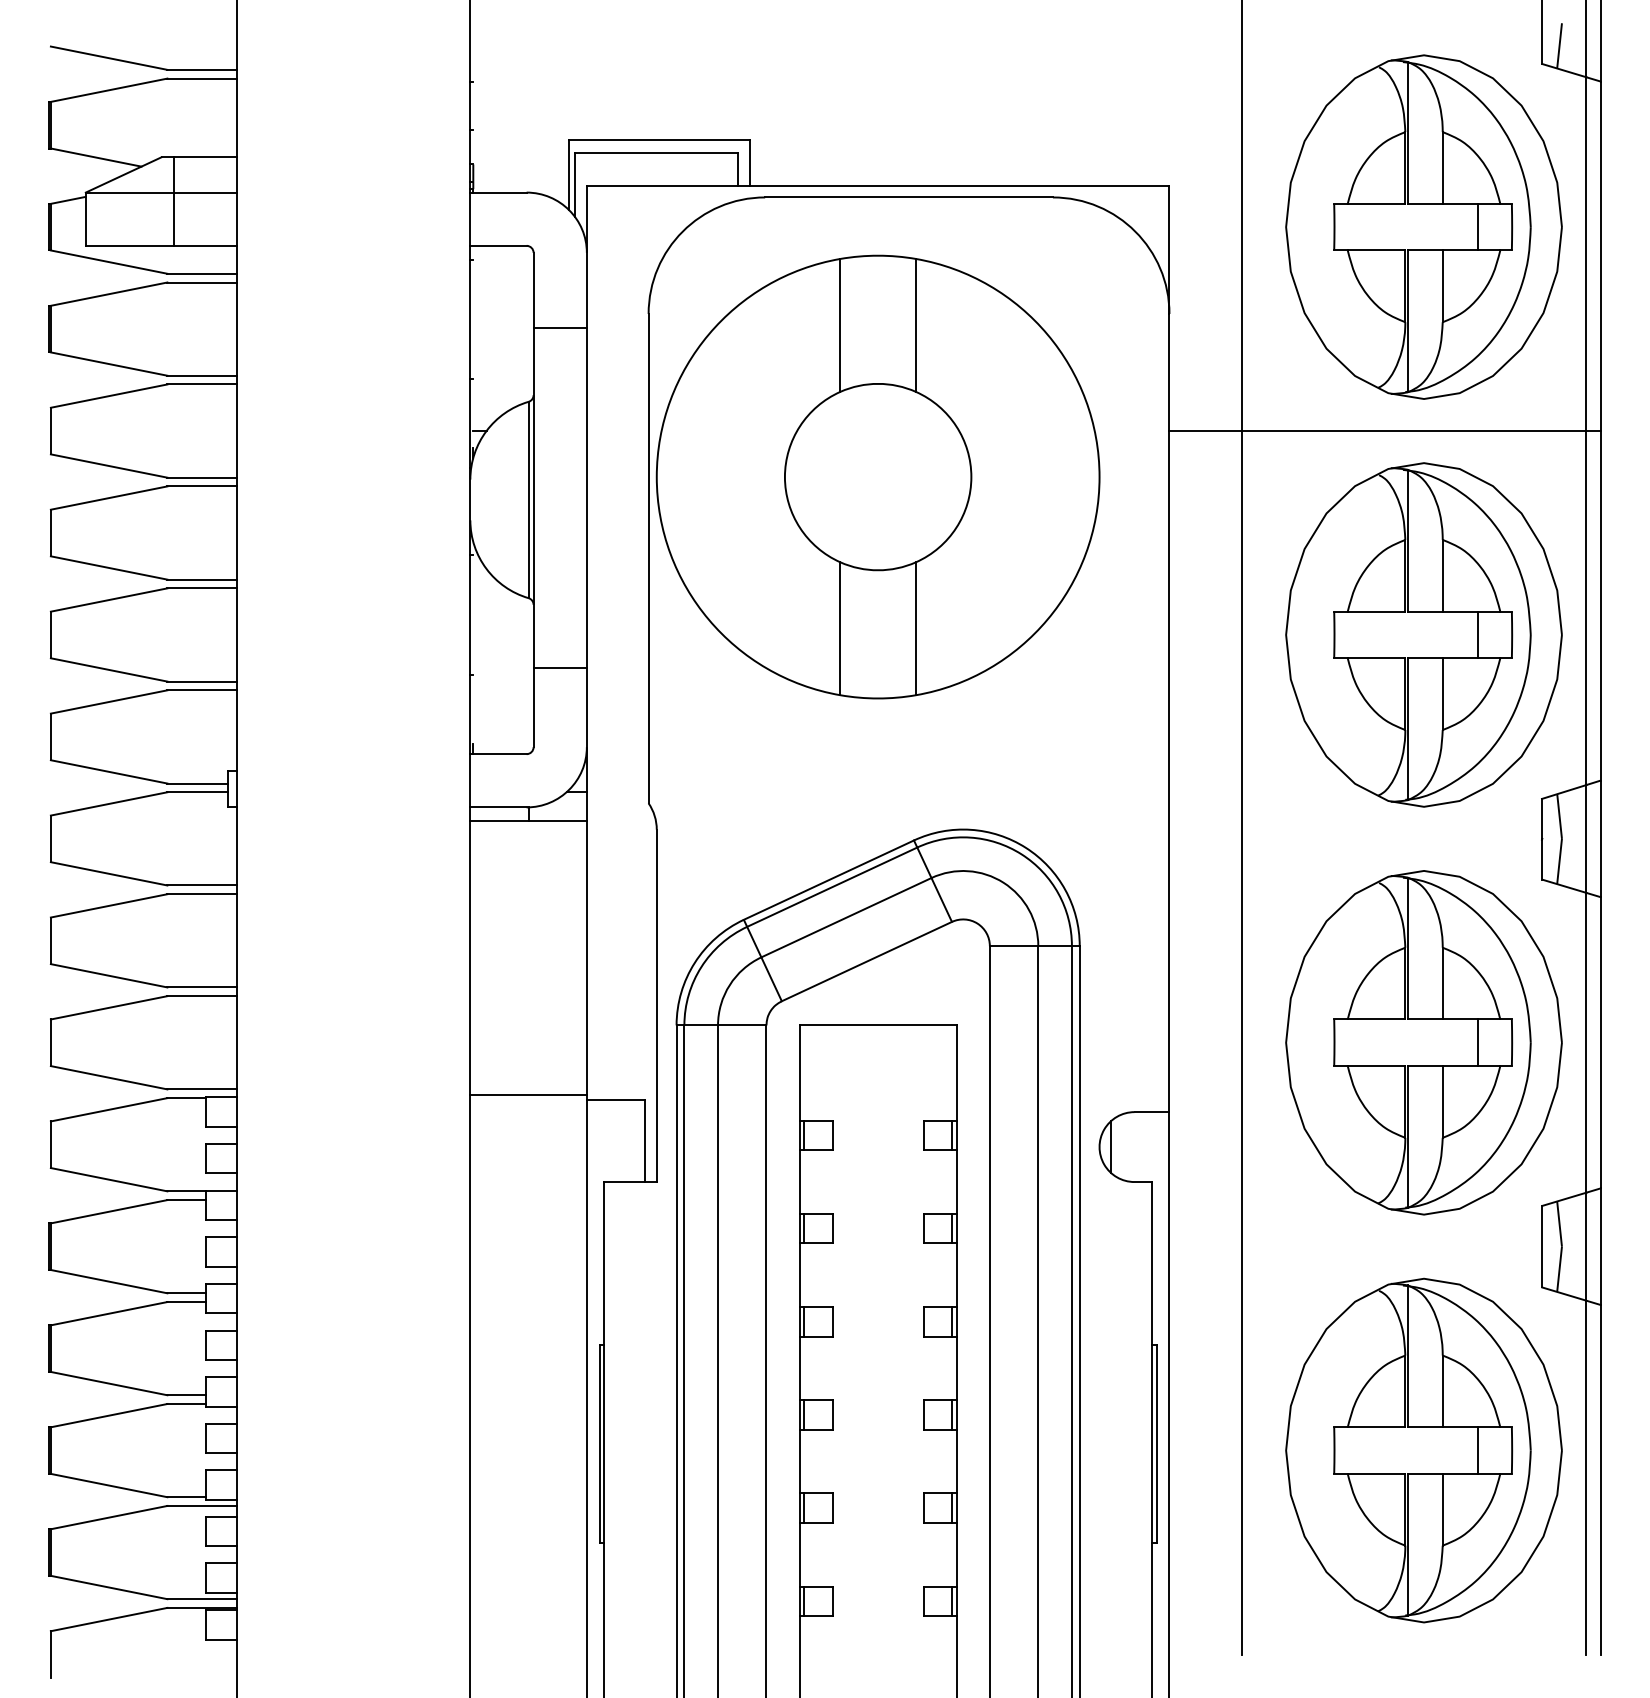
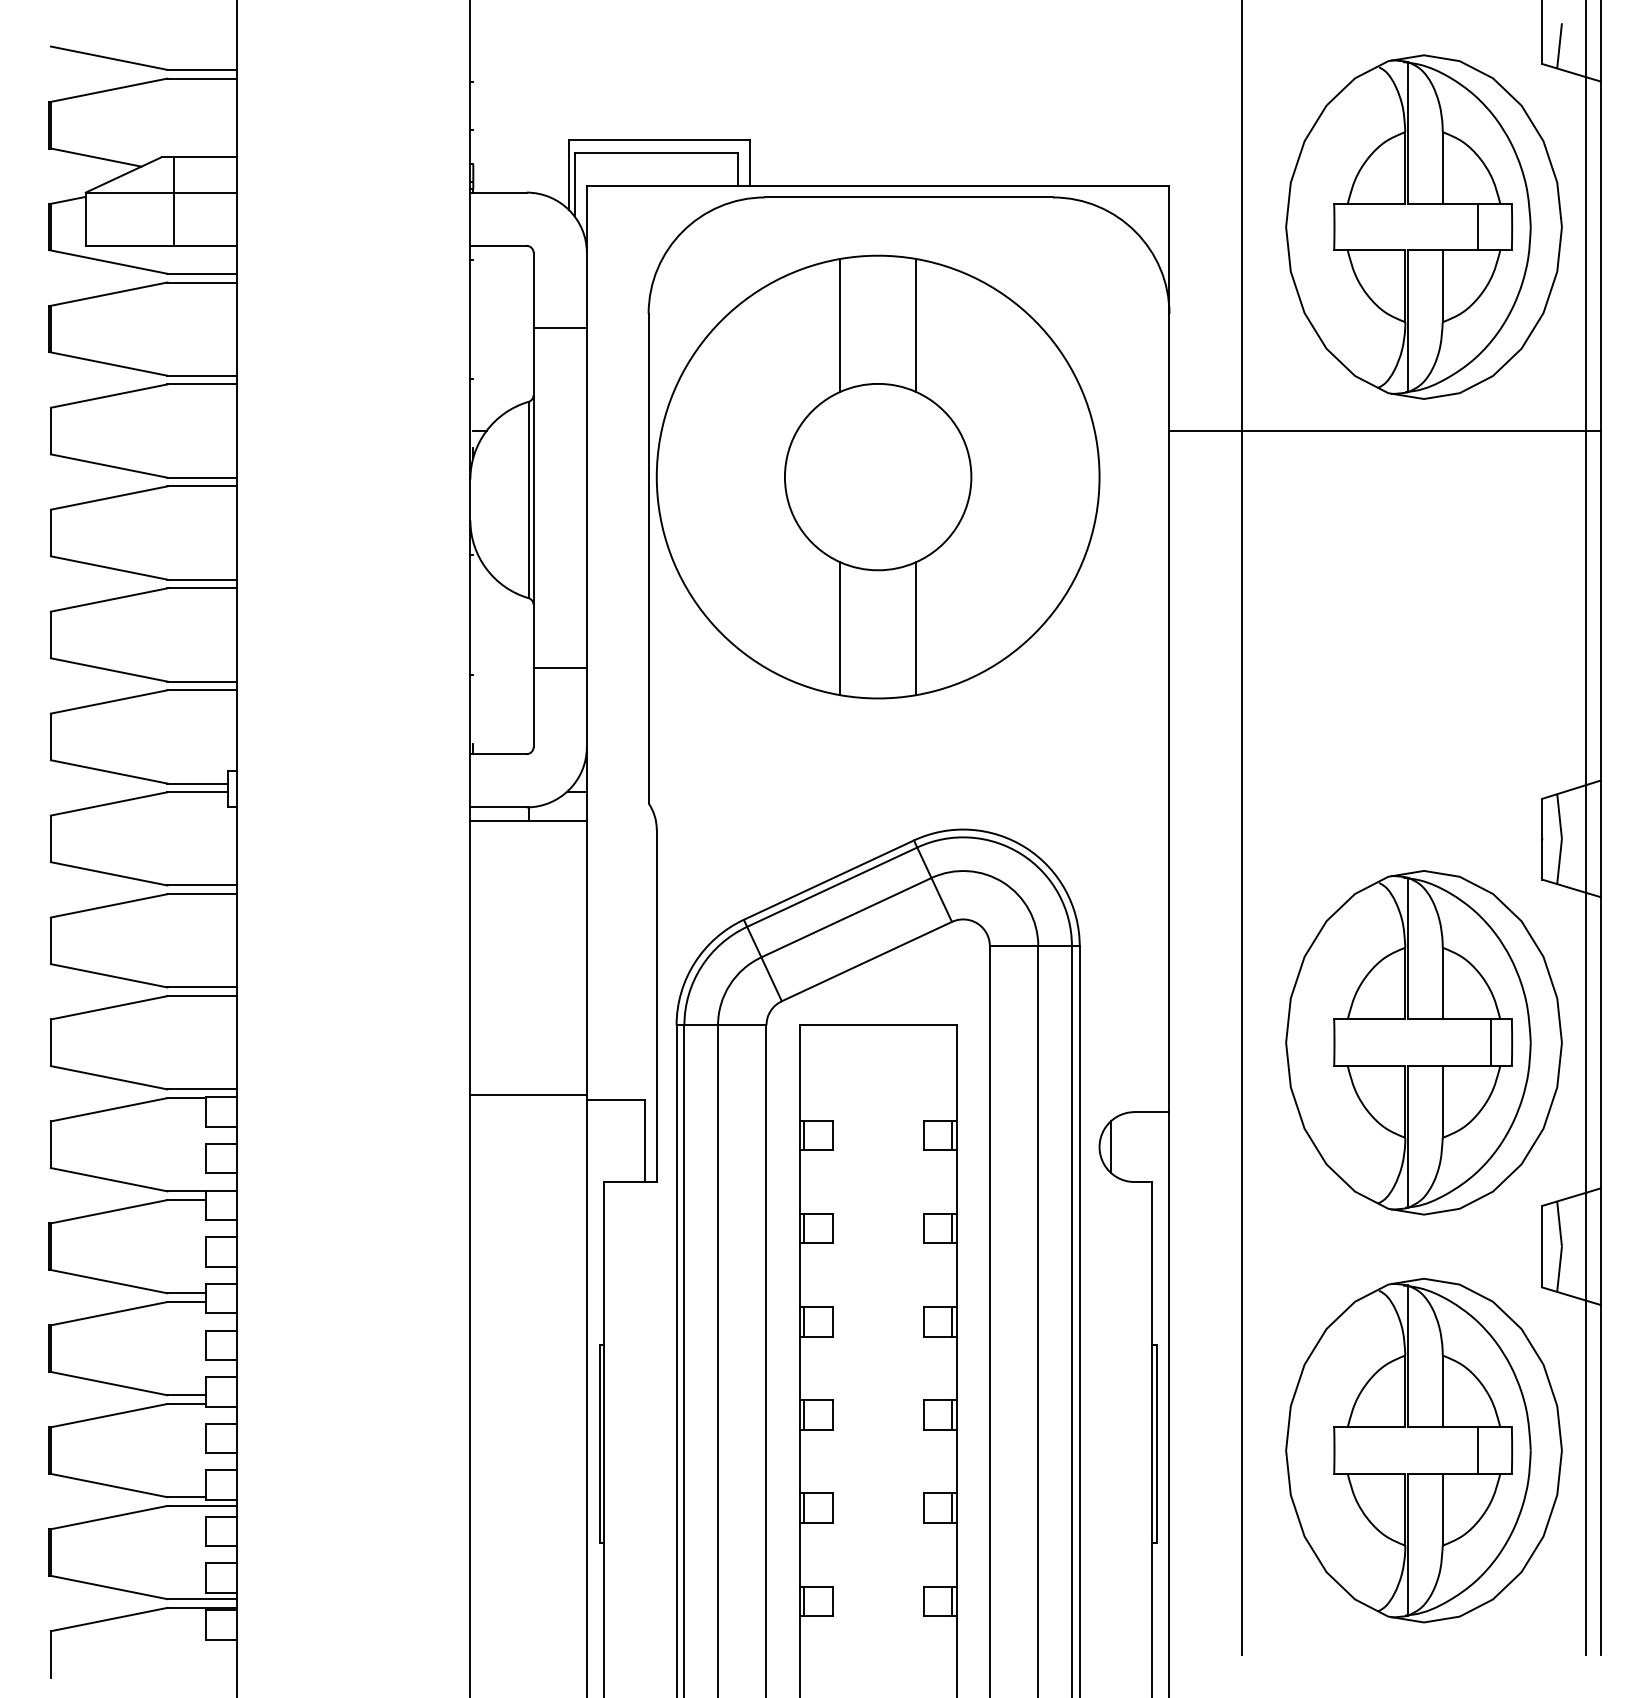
part: present -> none (1423, 634)
line position: (1478, 1042) -> (1491, 1042) (1491, 1042)
